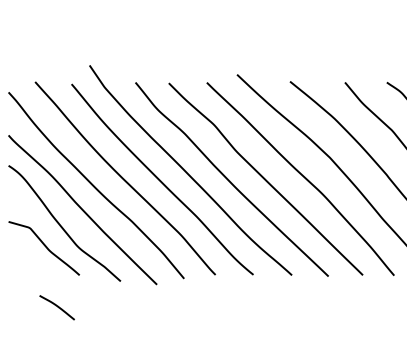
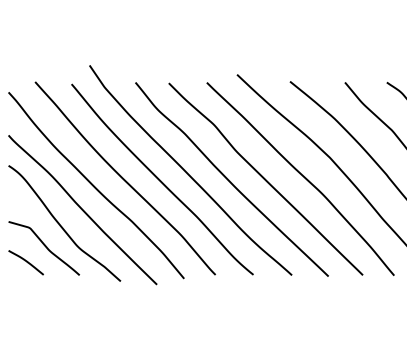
curve position: (56, 306) -> (25, 261) (25, 261)
